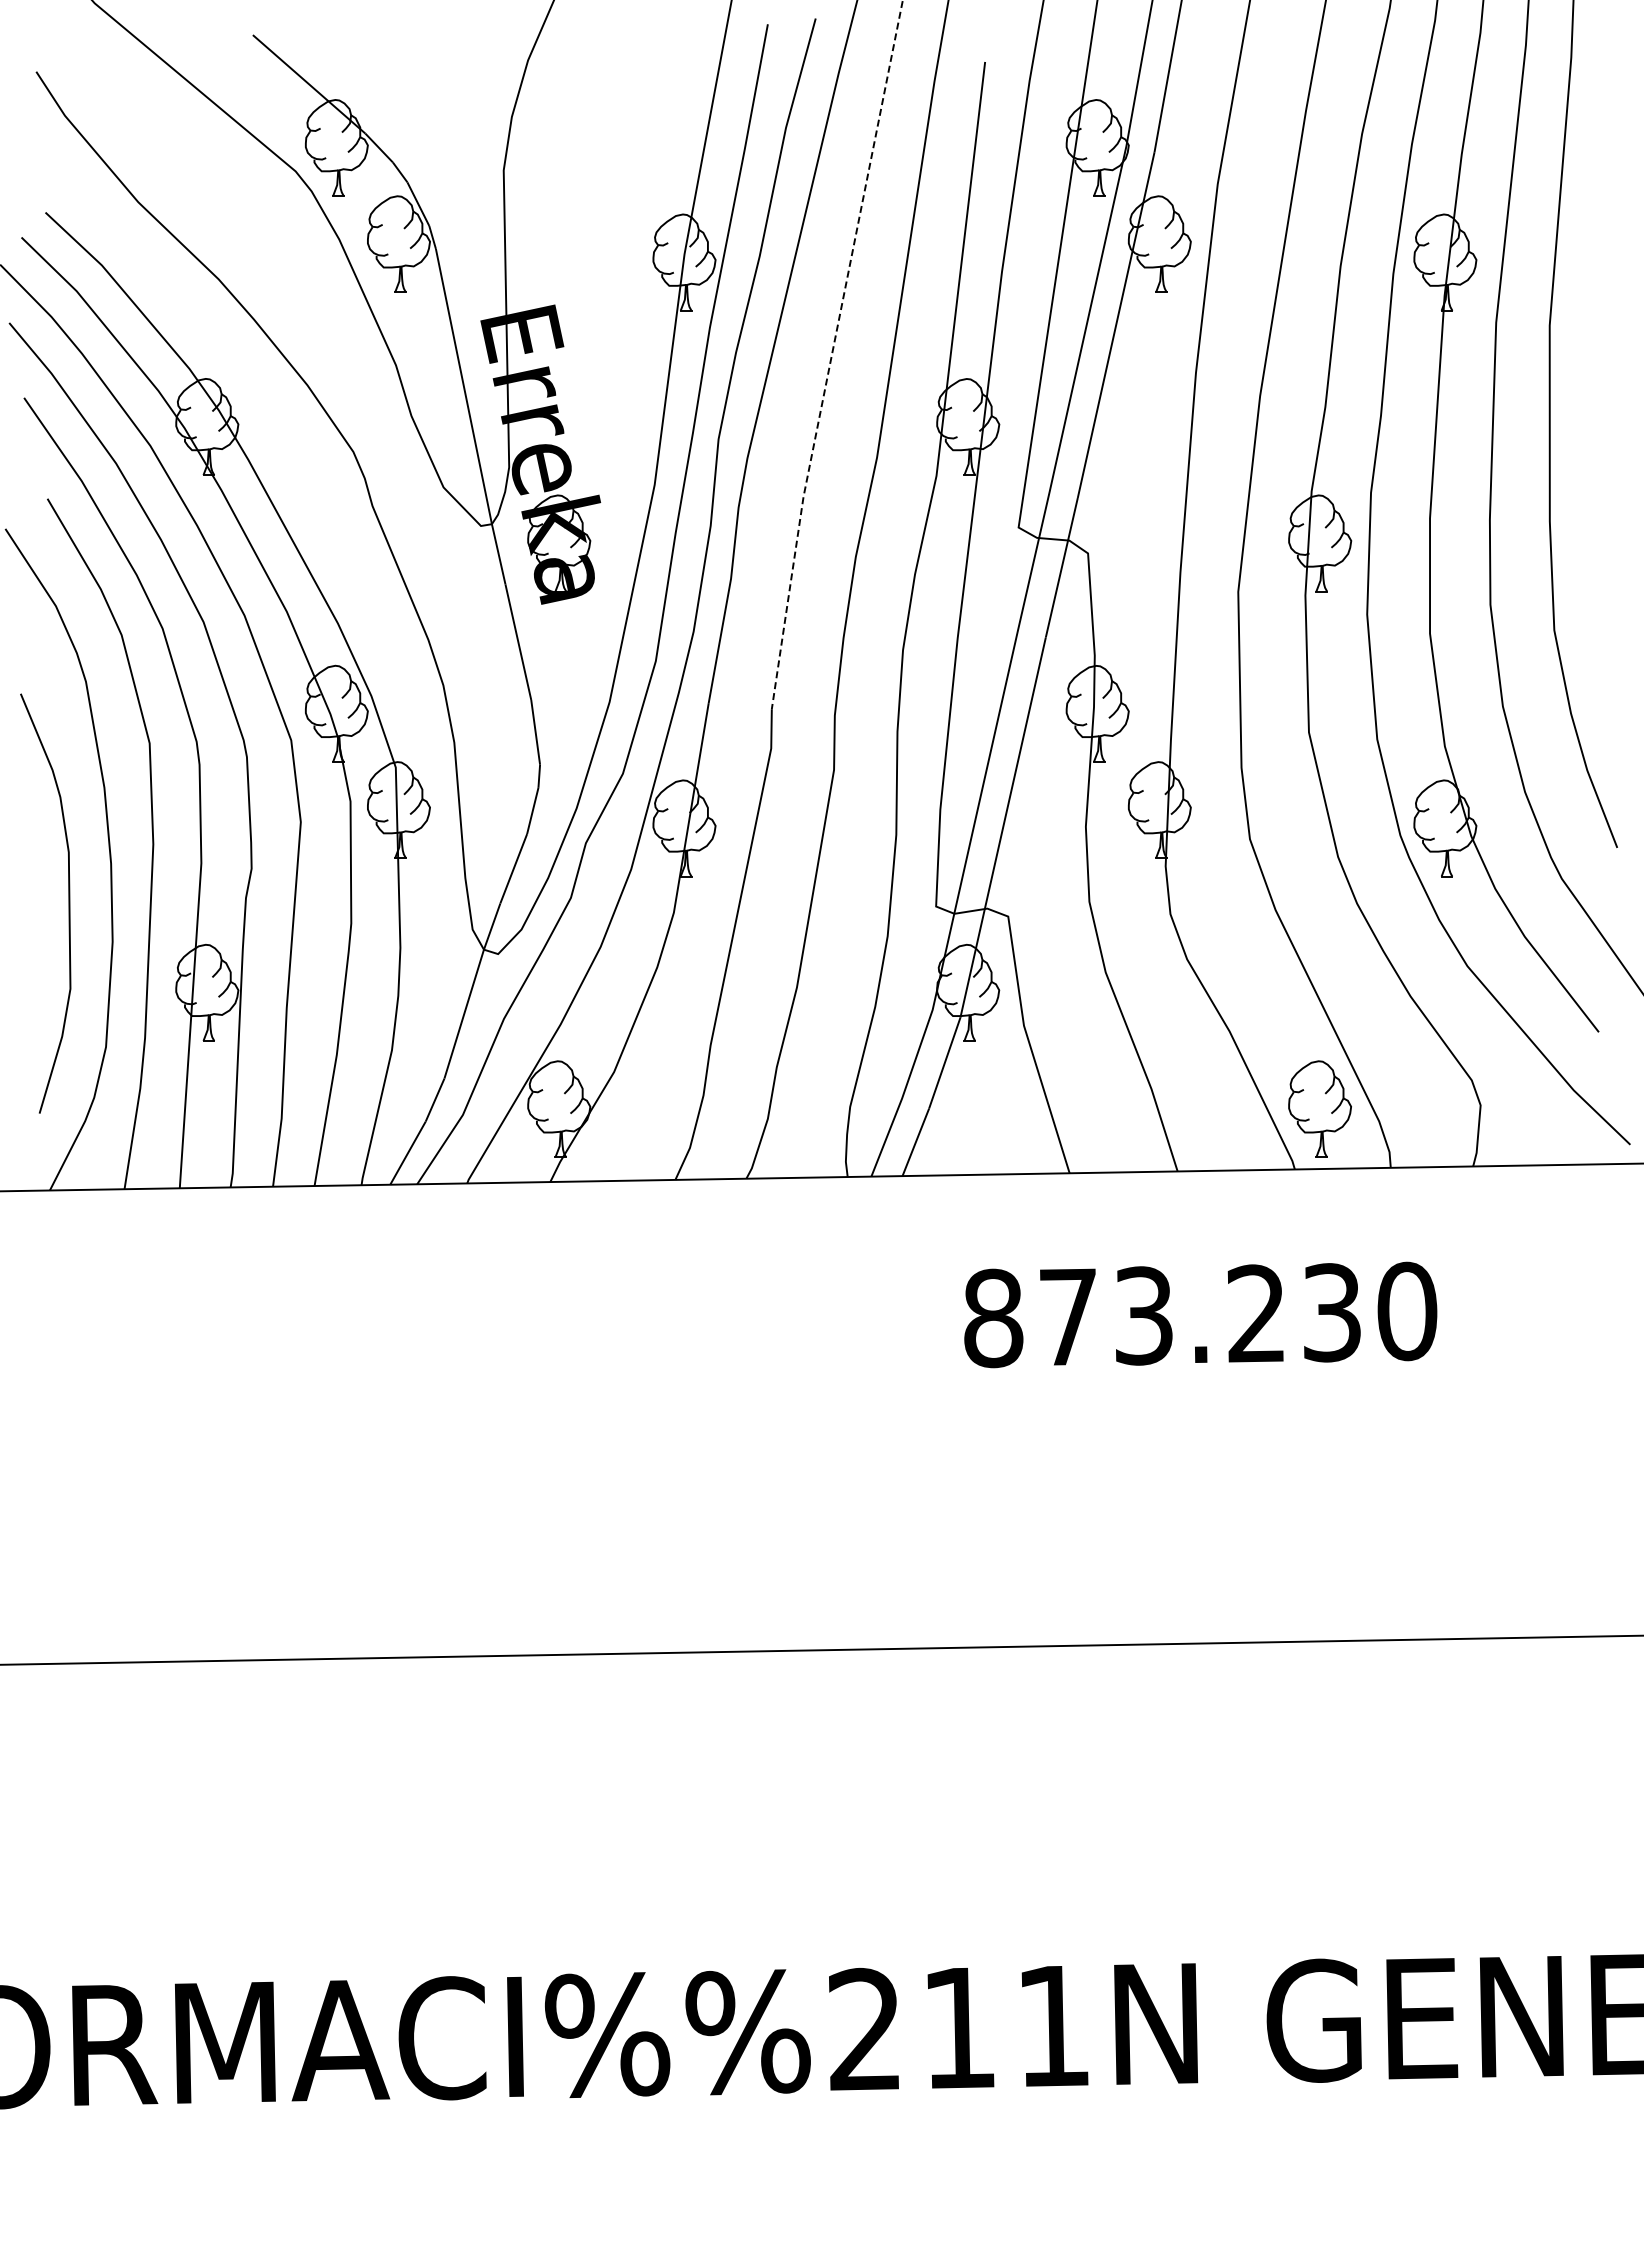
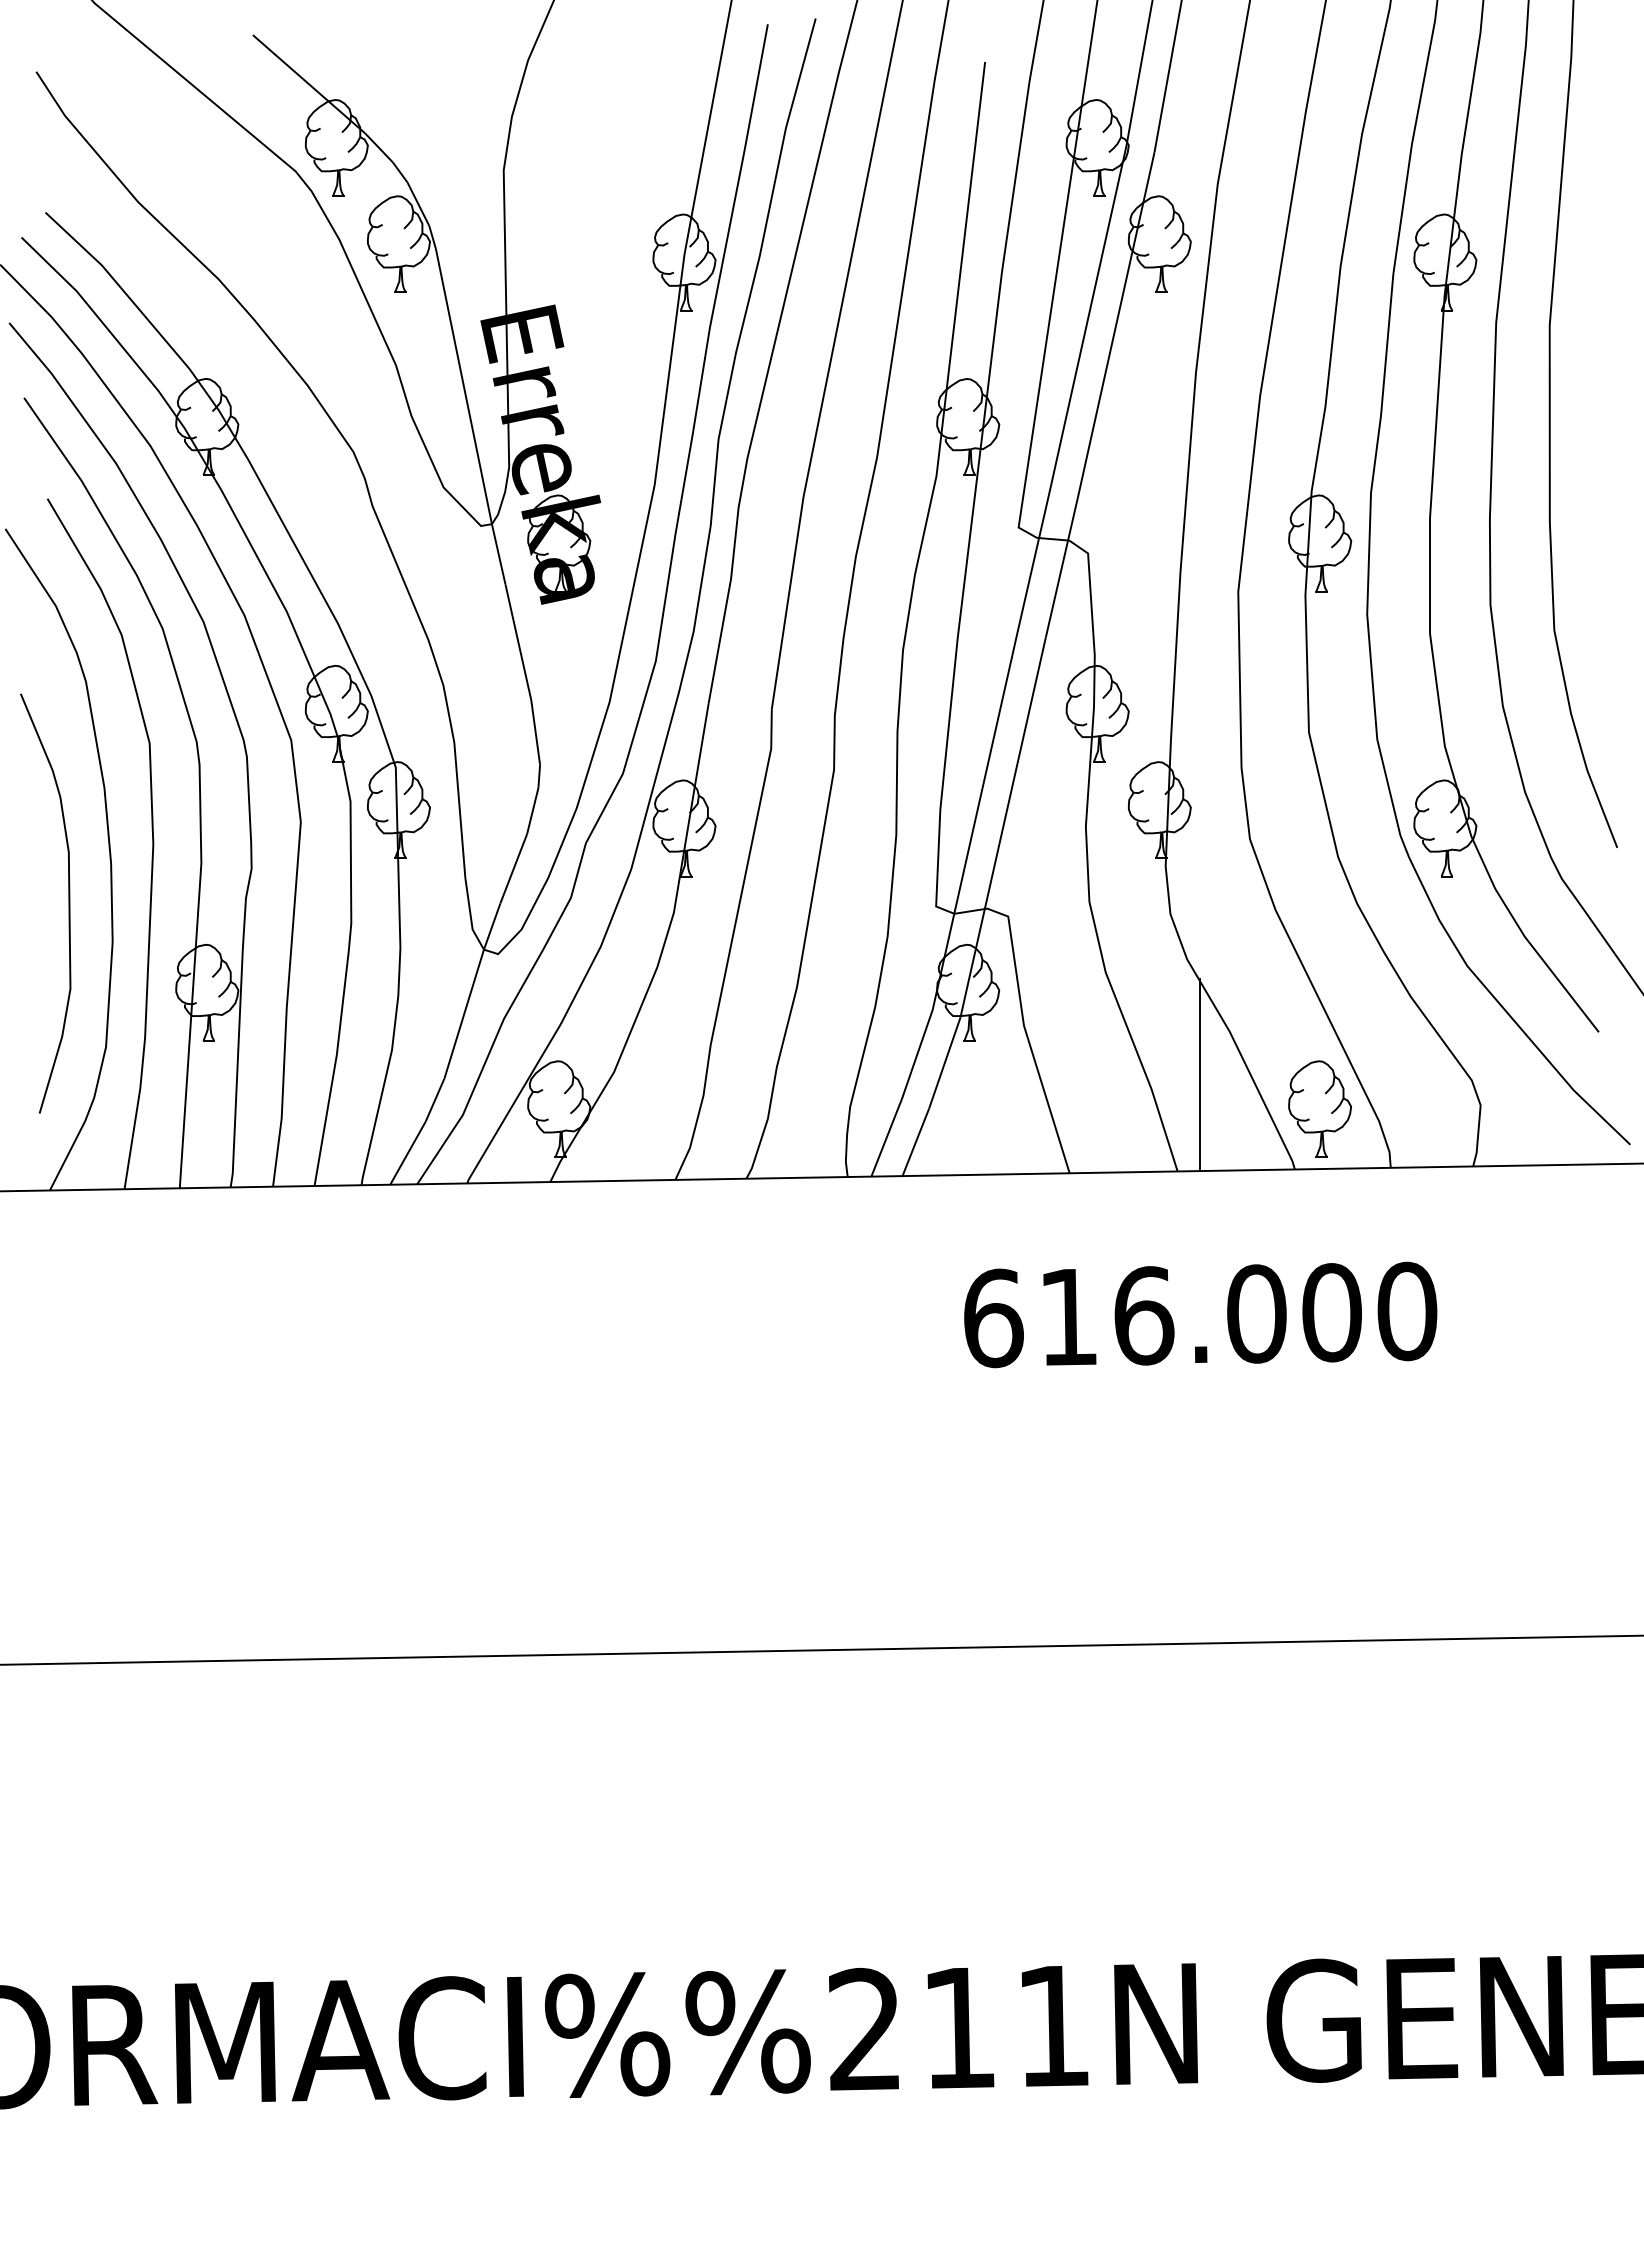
line: dashed -> solid (831, 354)
line: none -> present (1199, 1075)
text: 873.230 -> 616.000 (1162, 1315)
